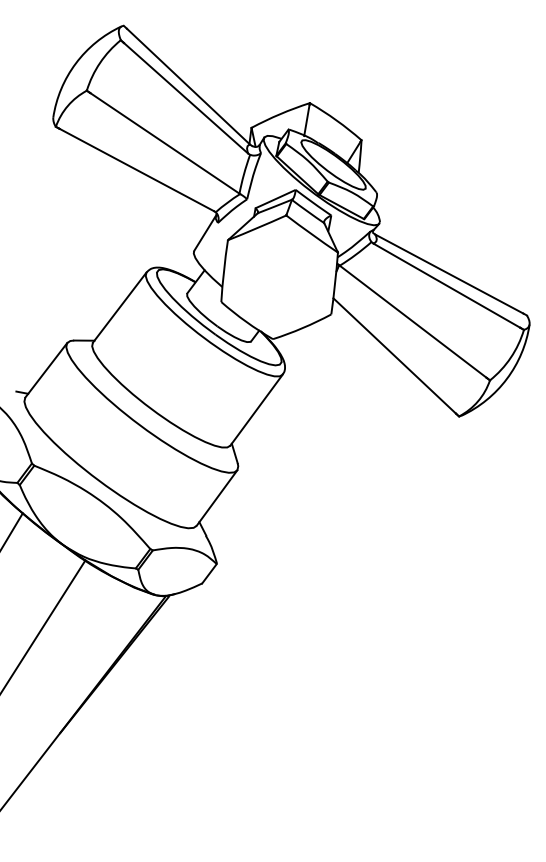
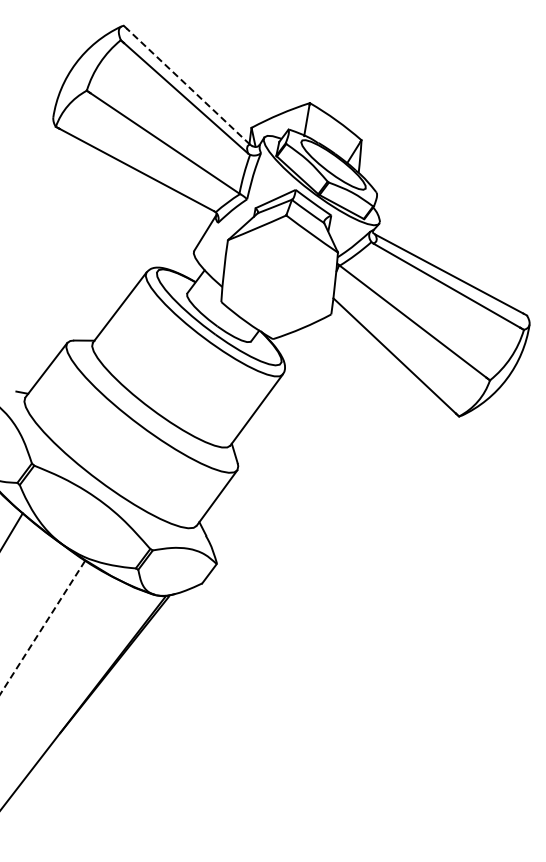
line: solid -> dashed (188, 86)
line: solid -> dashed (43, 626)
